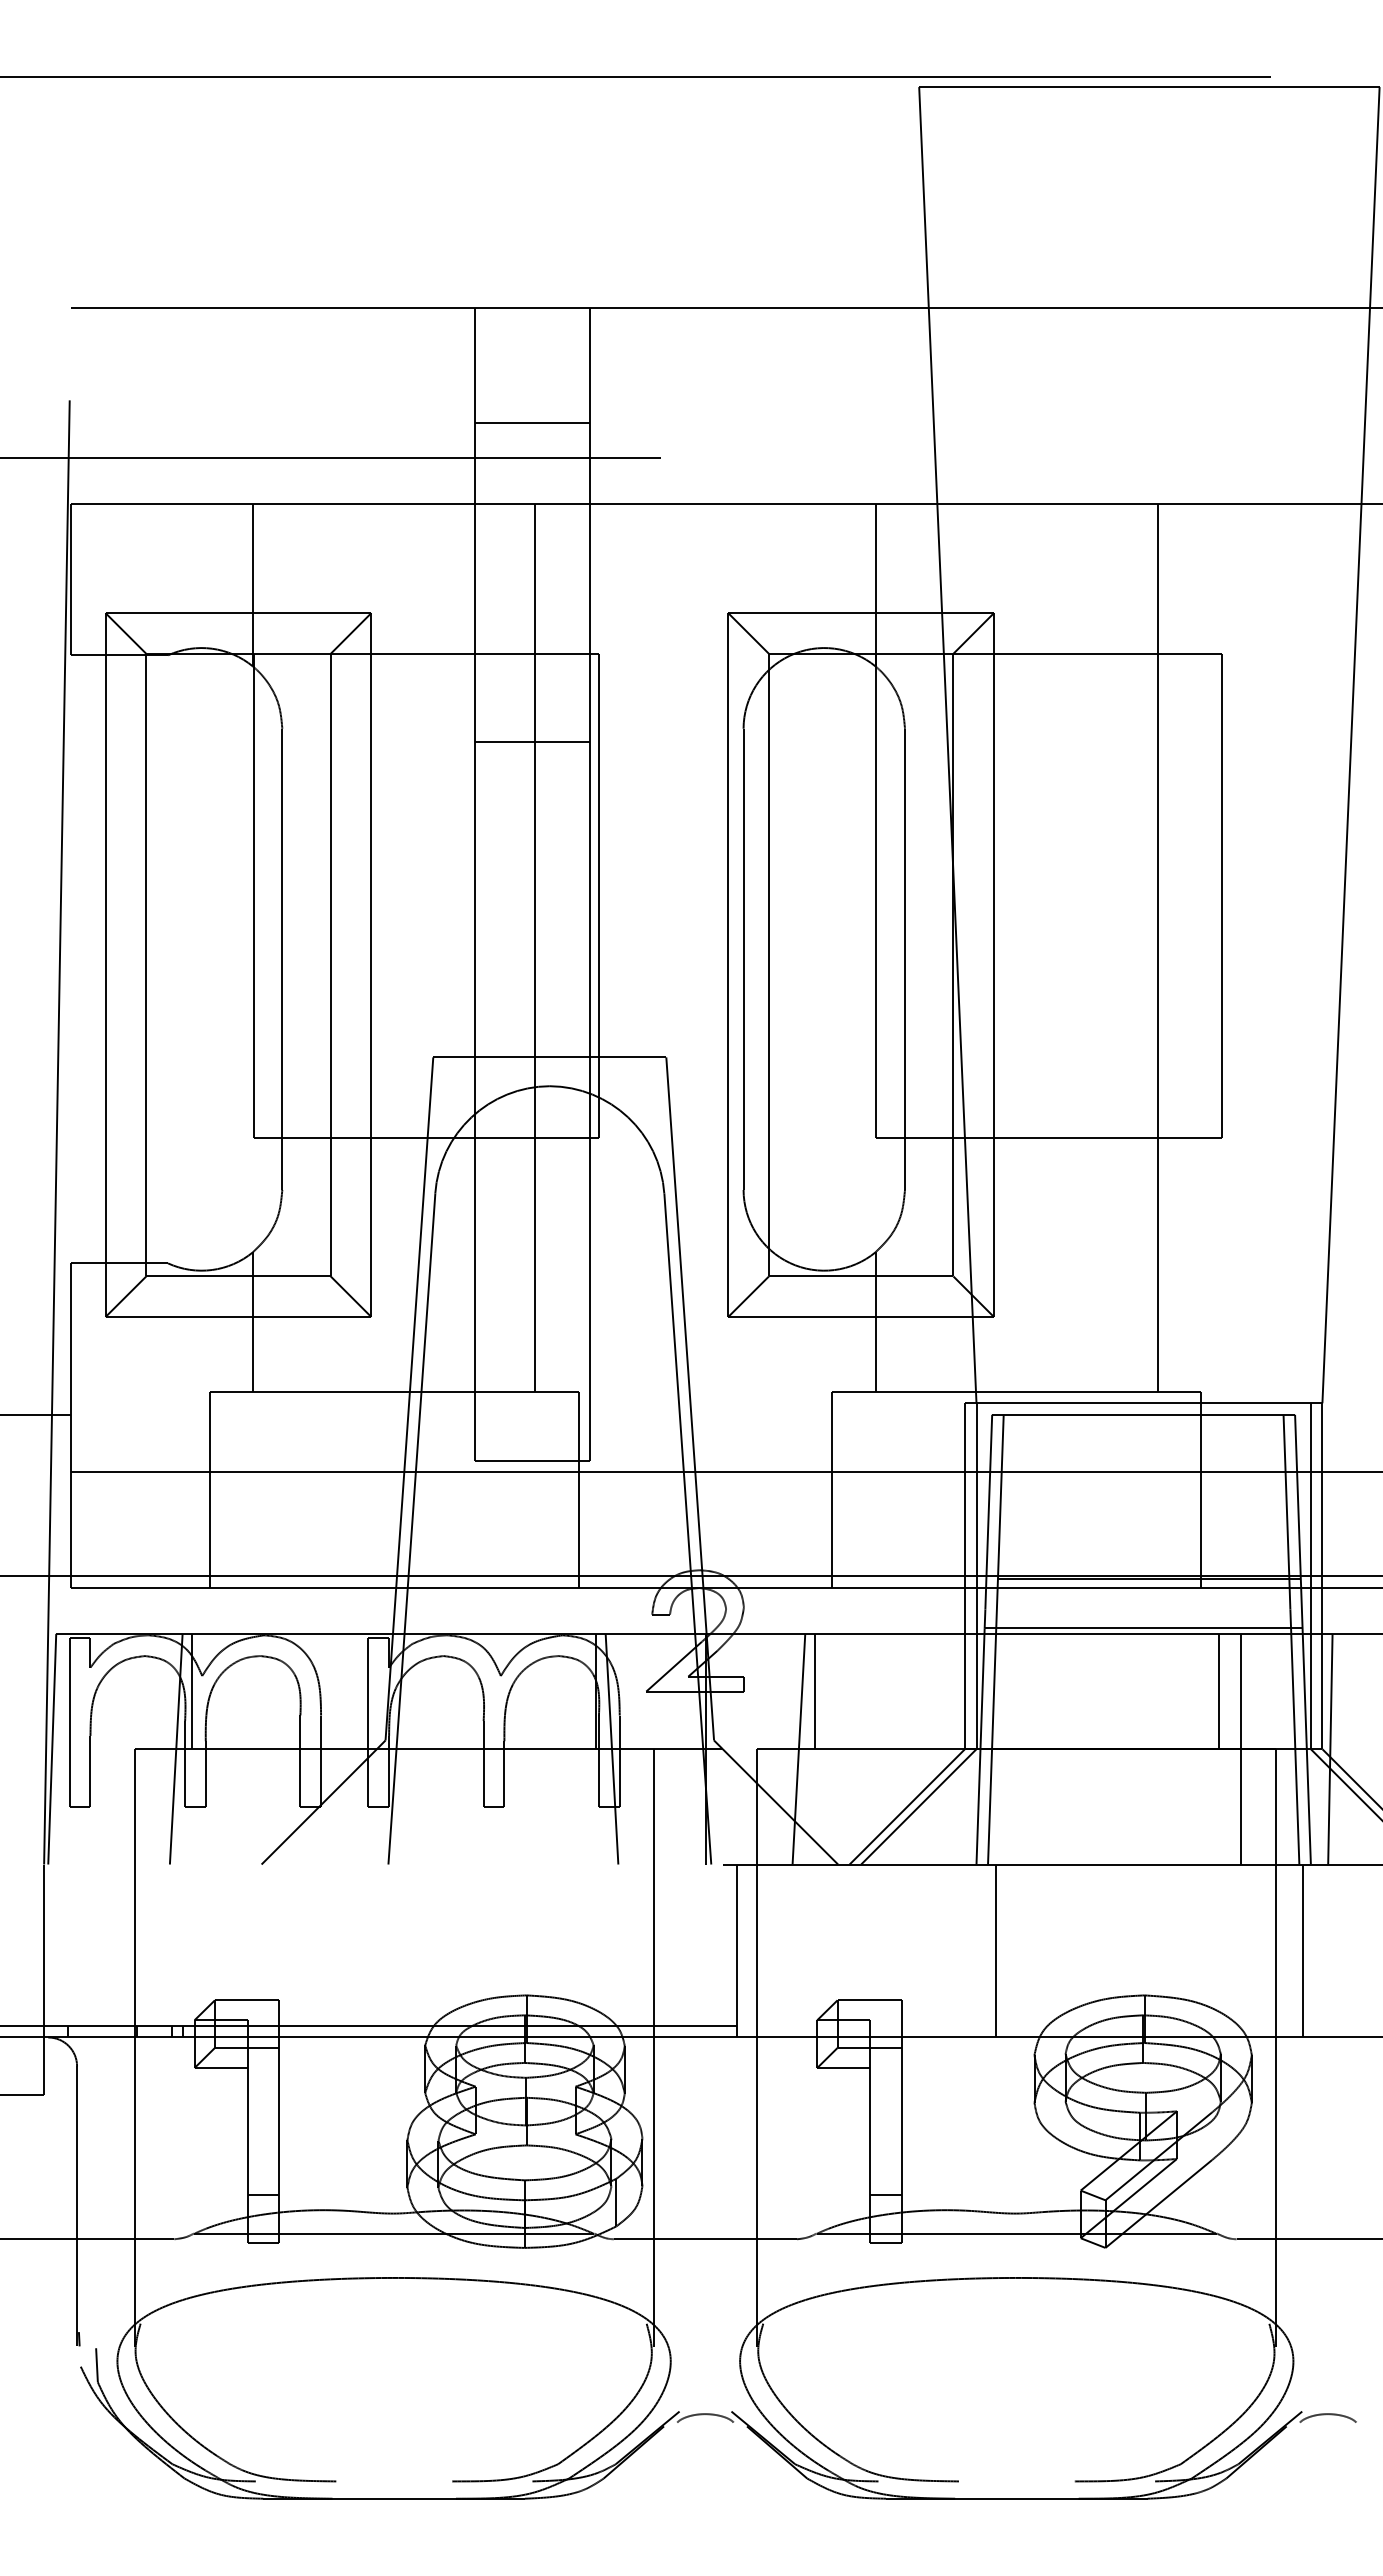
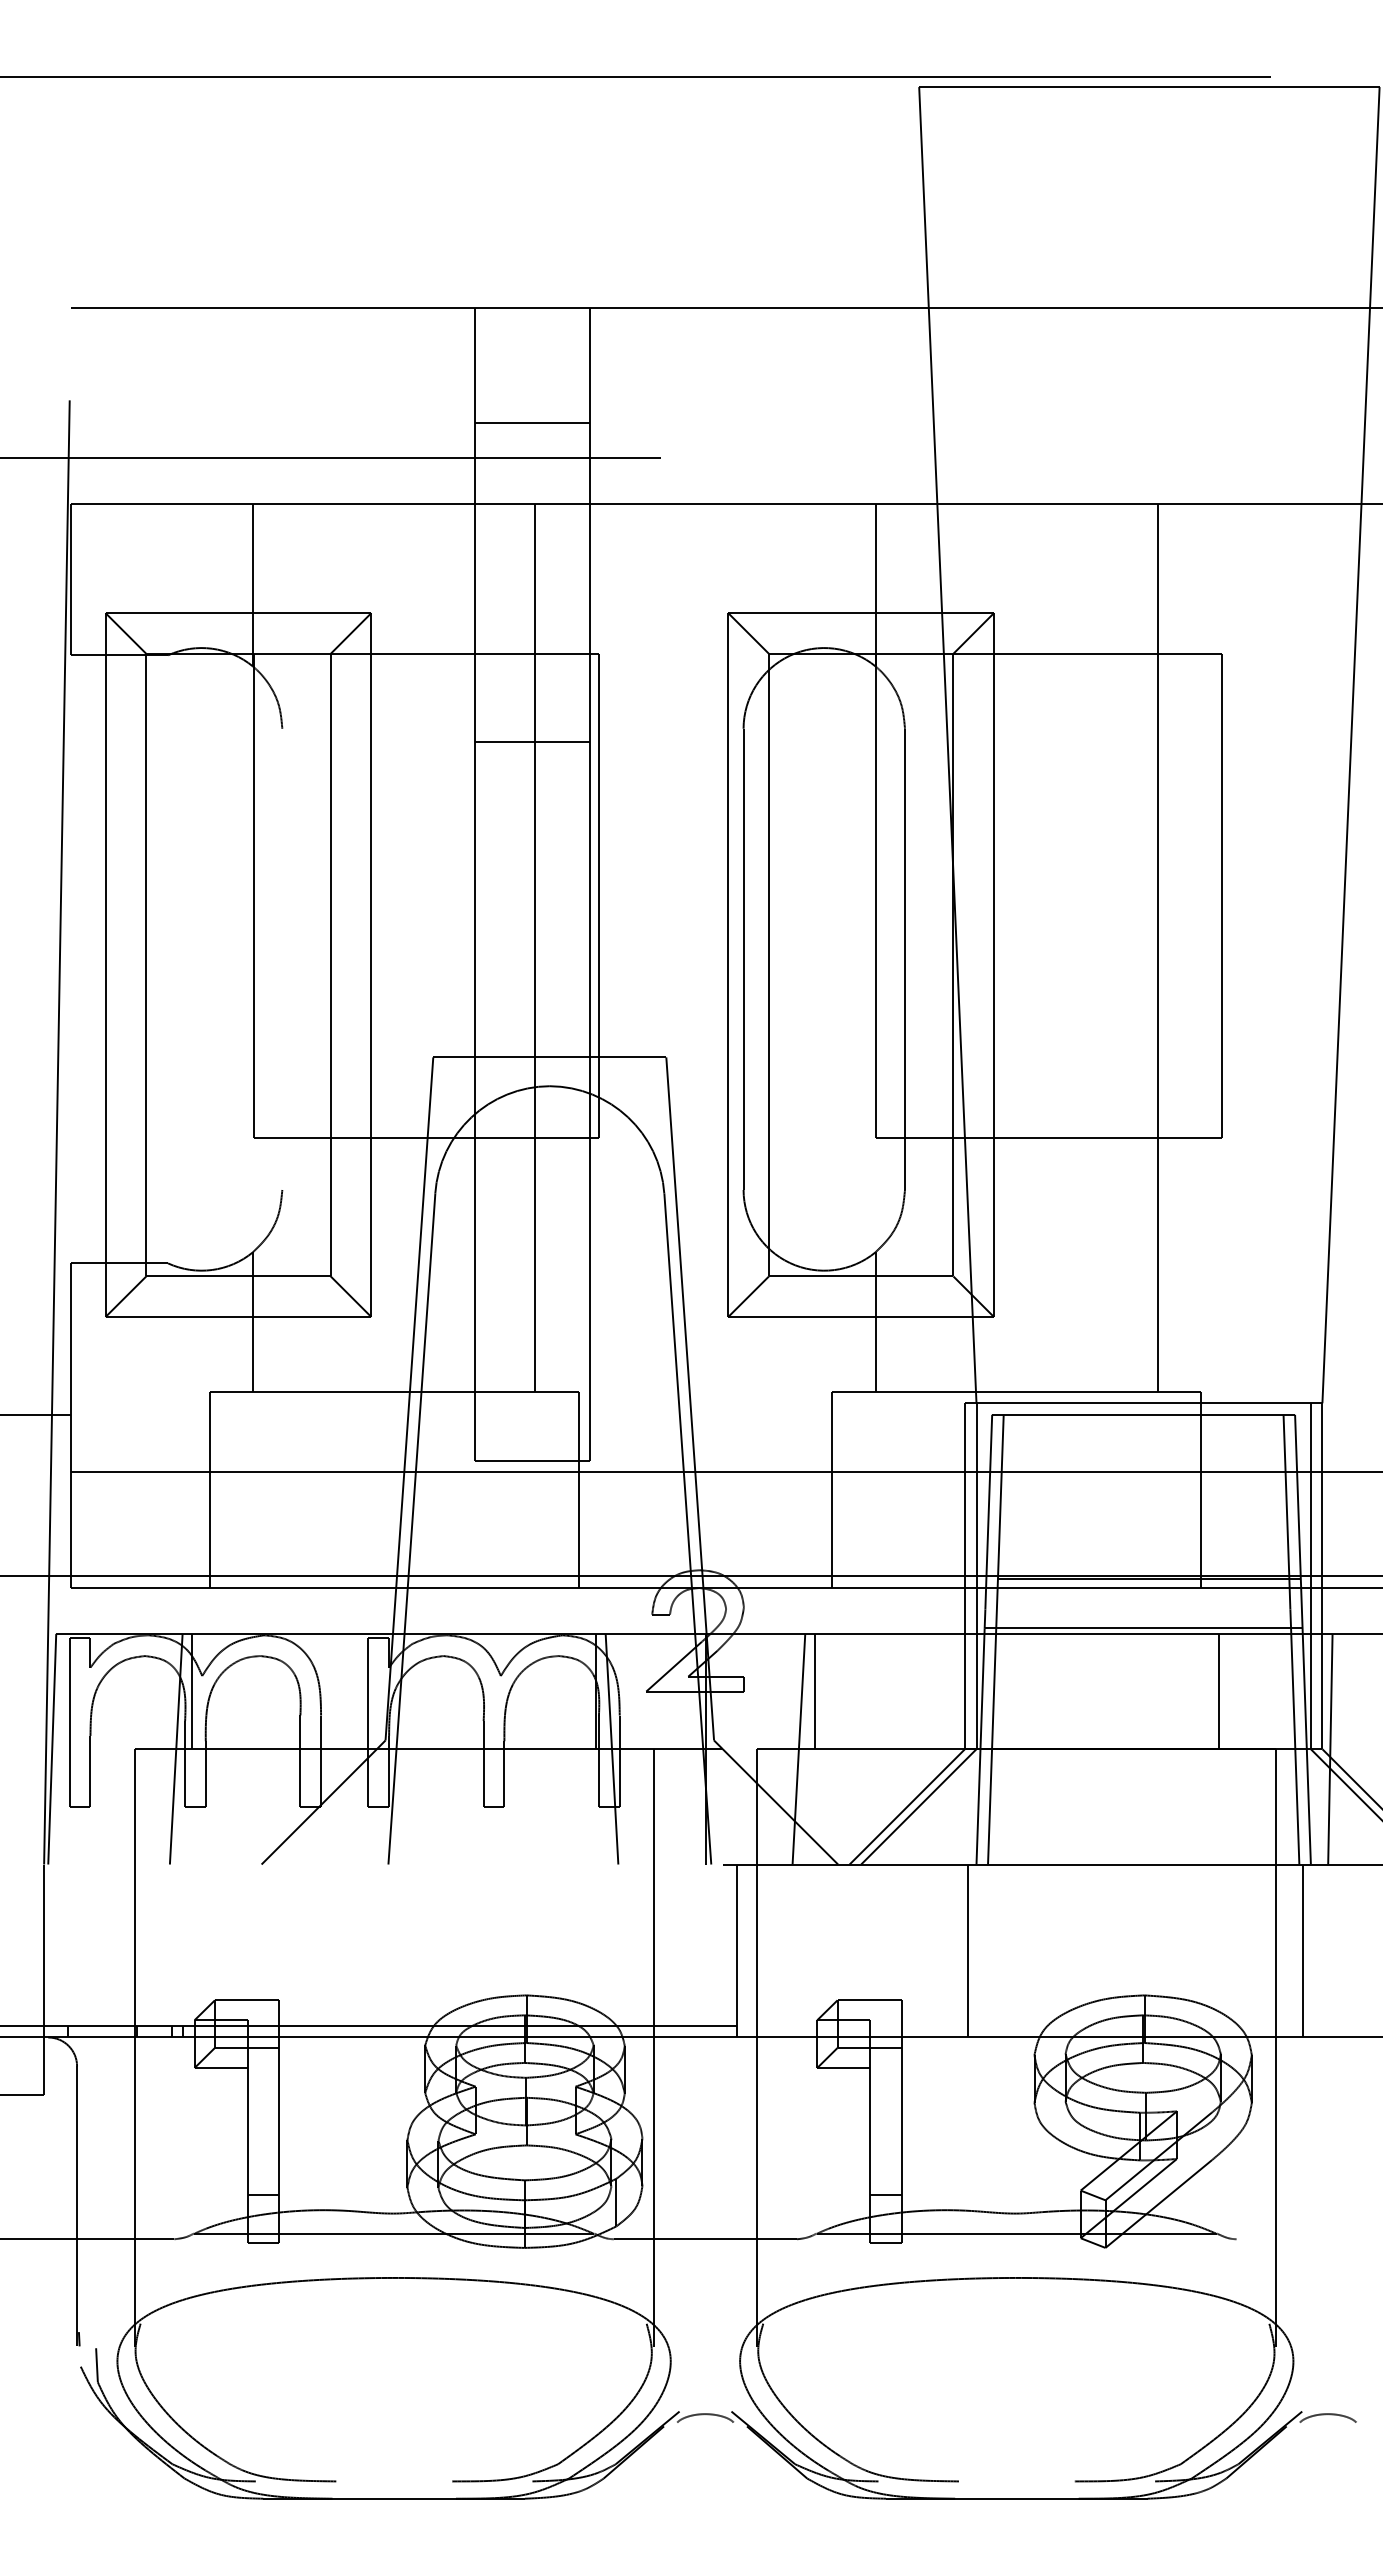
line: present -> none (282, 958)
line: present -> none (1241, 1748)
line position: (996, 1950) -> (968, 1950) (968, 1950)
line: present -> none (1307, 2239)
